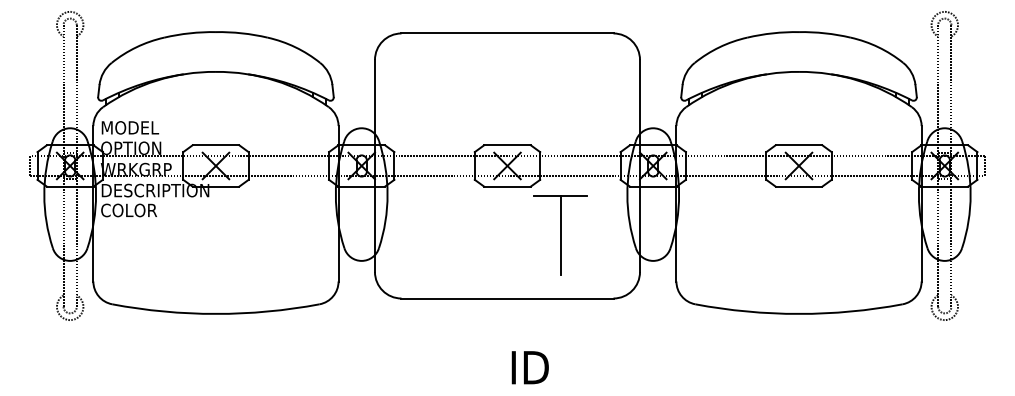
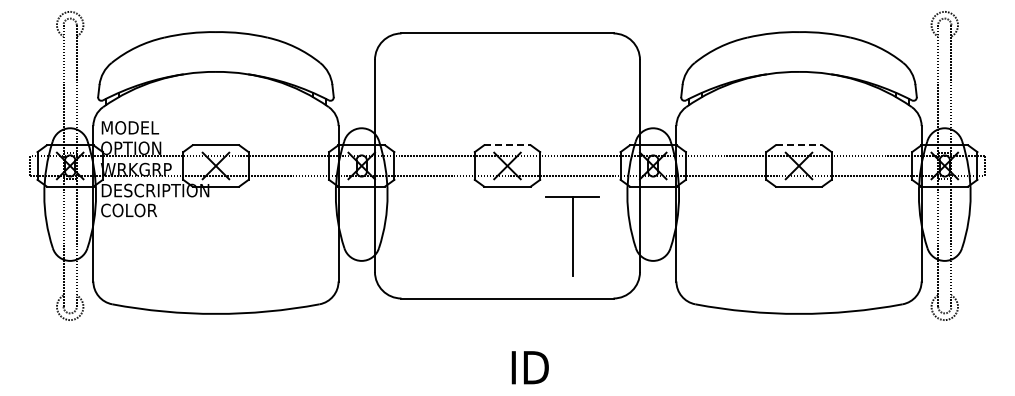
line: solid -> dashed (507, 145)
line: solid -> dashed (799, 145)
part position: (560, 235) -> (572, 236) (572, 236)
